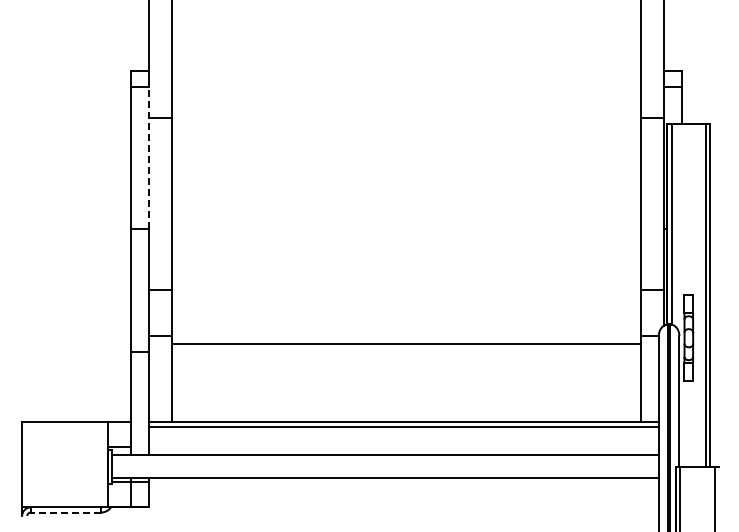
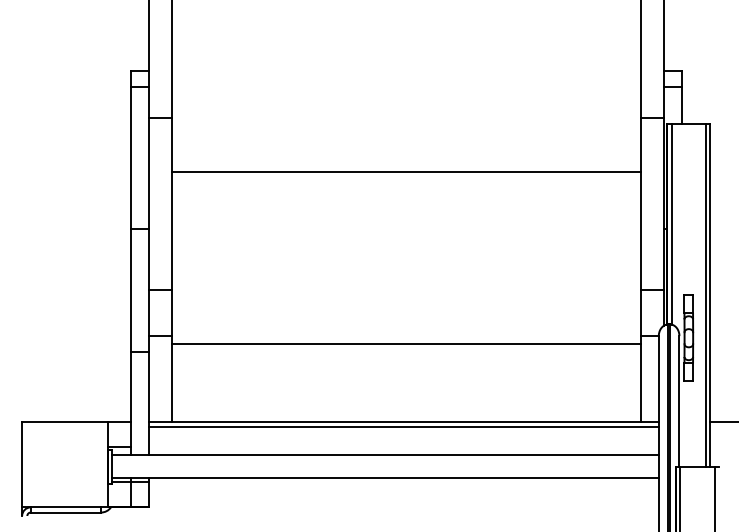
line: dashed -> solid (149, 157)
line: none -> present (406, 172)
line: none -> present (722, 421)
line: dashed -> solid (65, 512)
